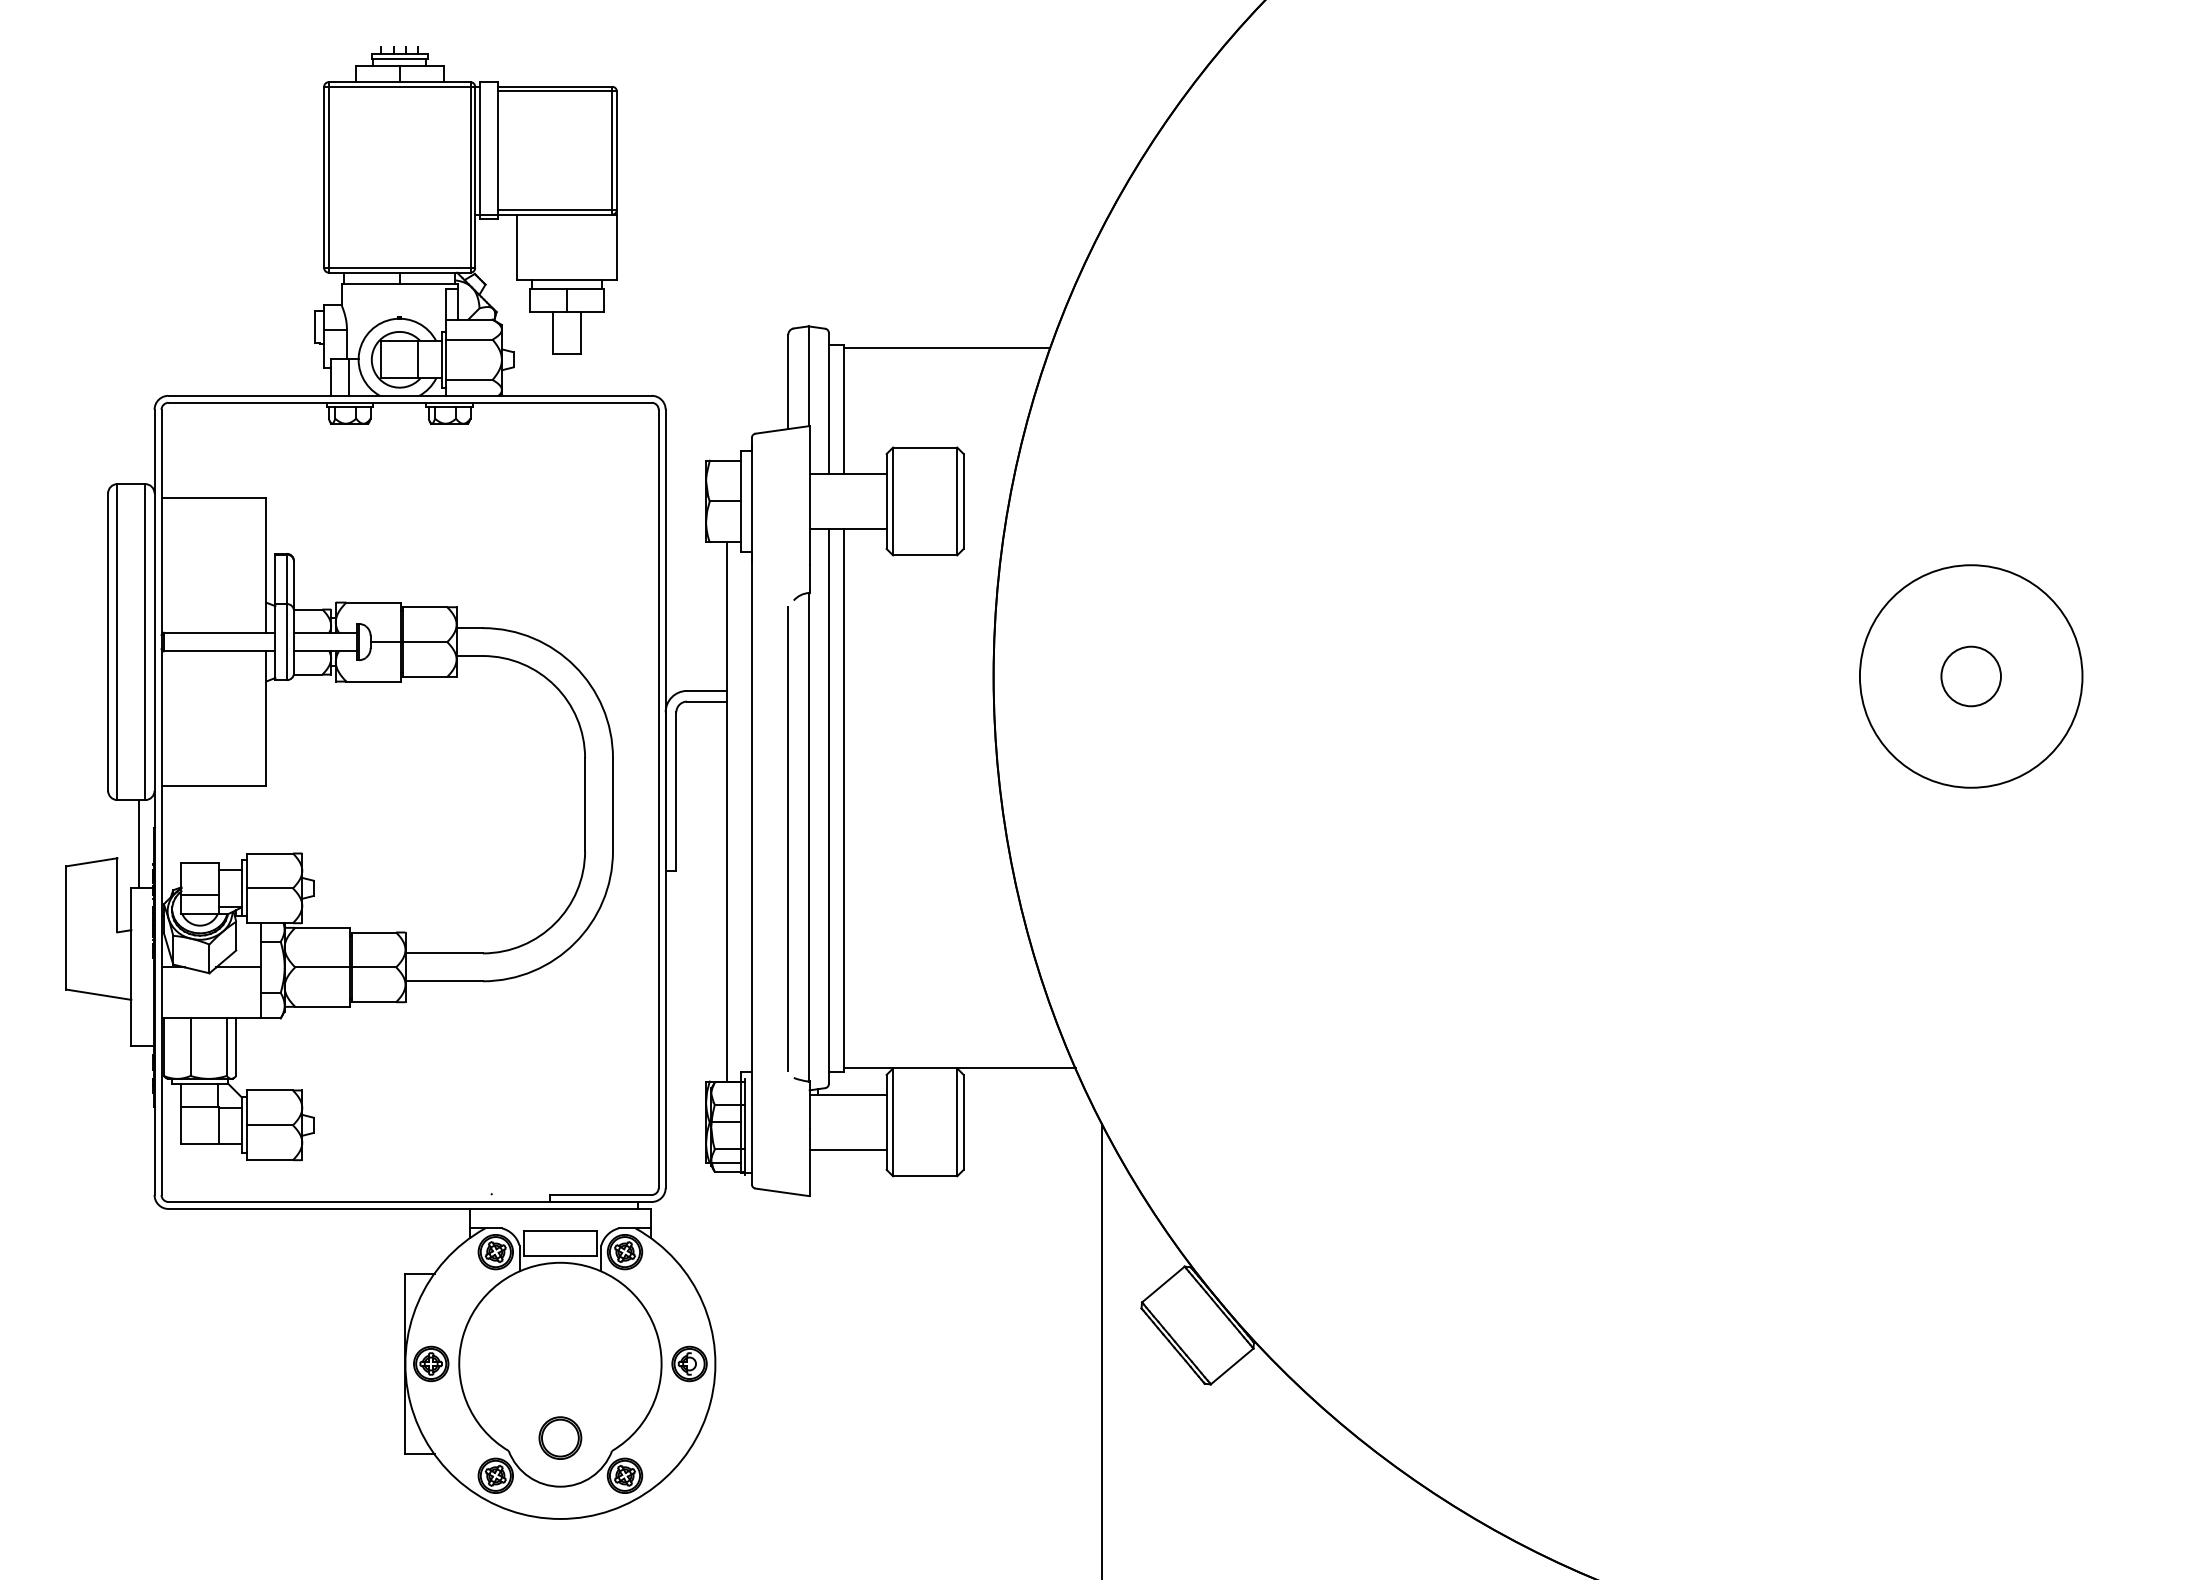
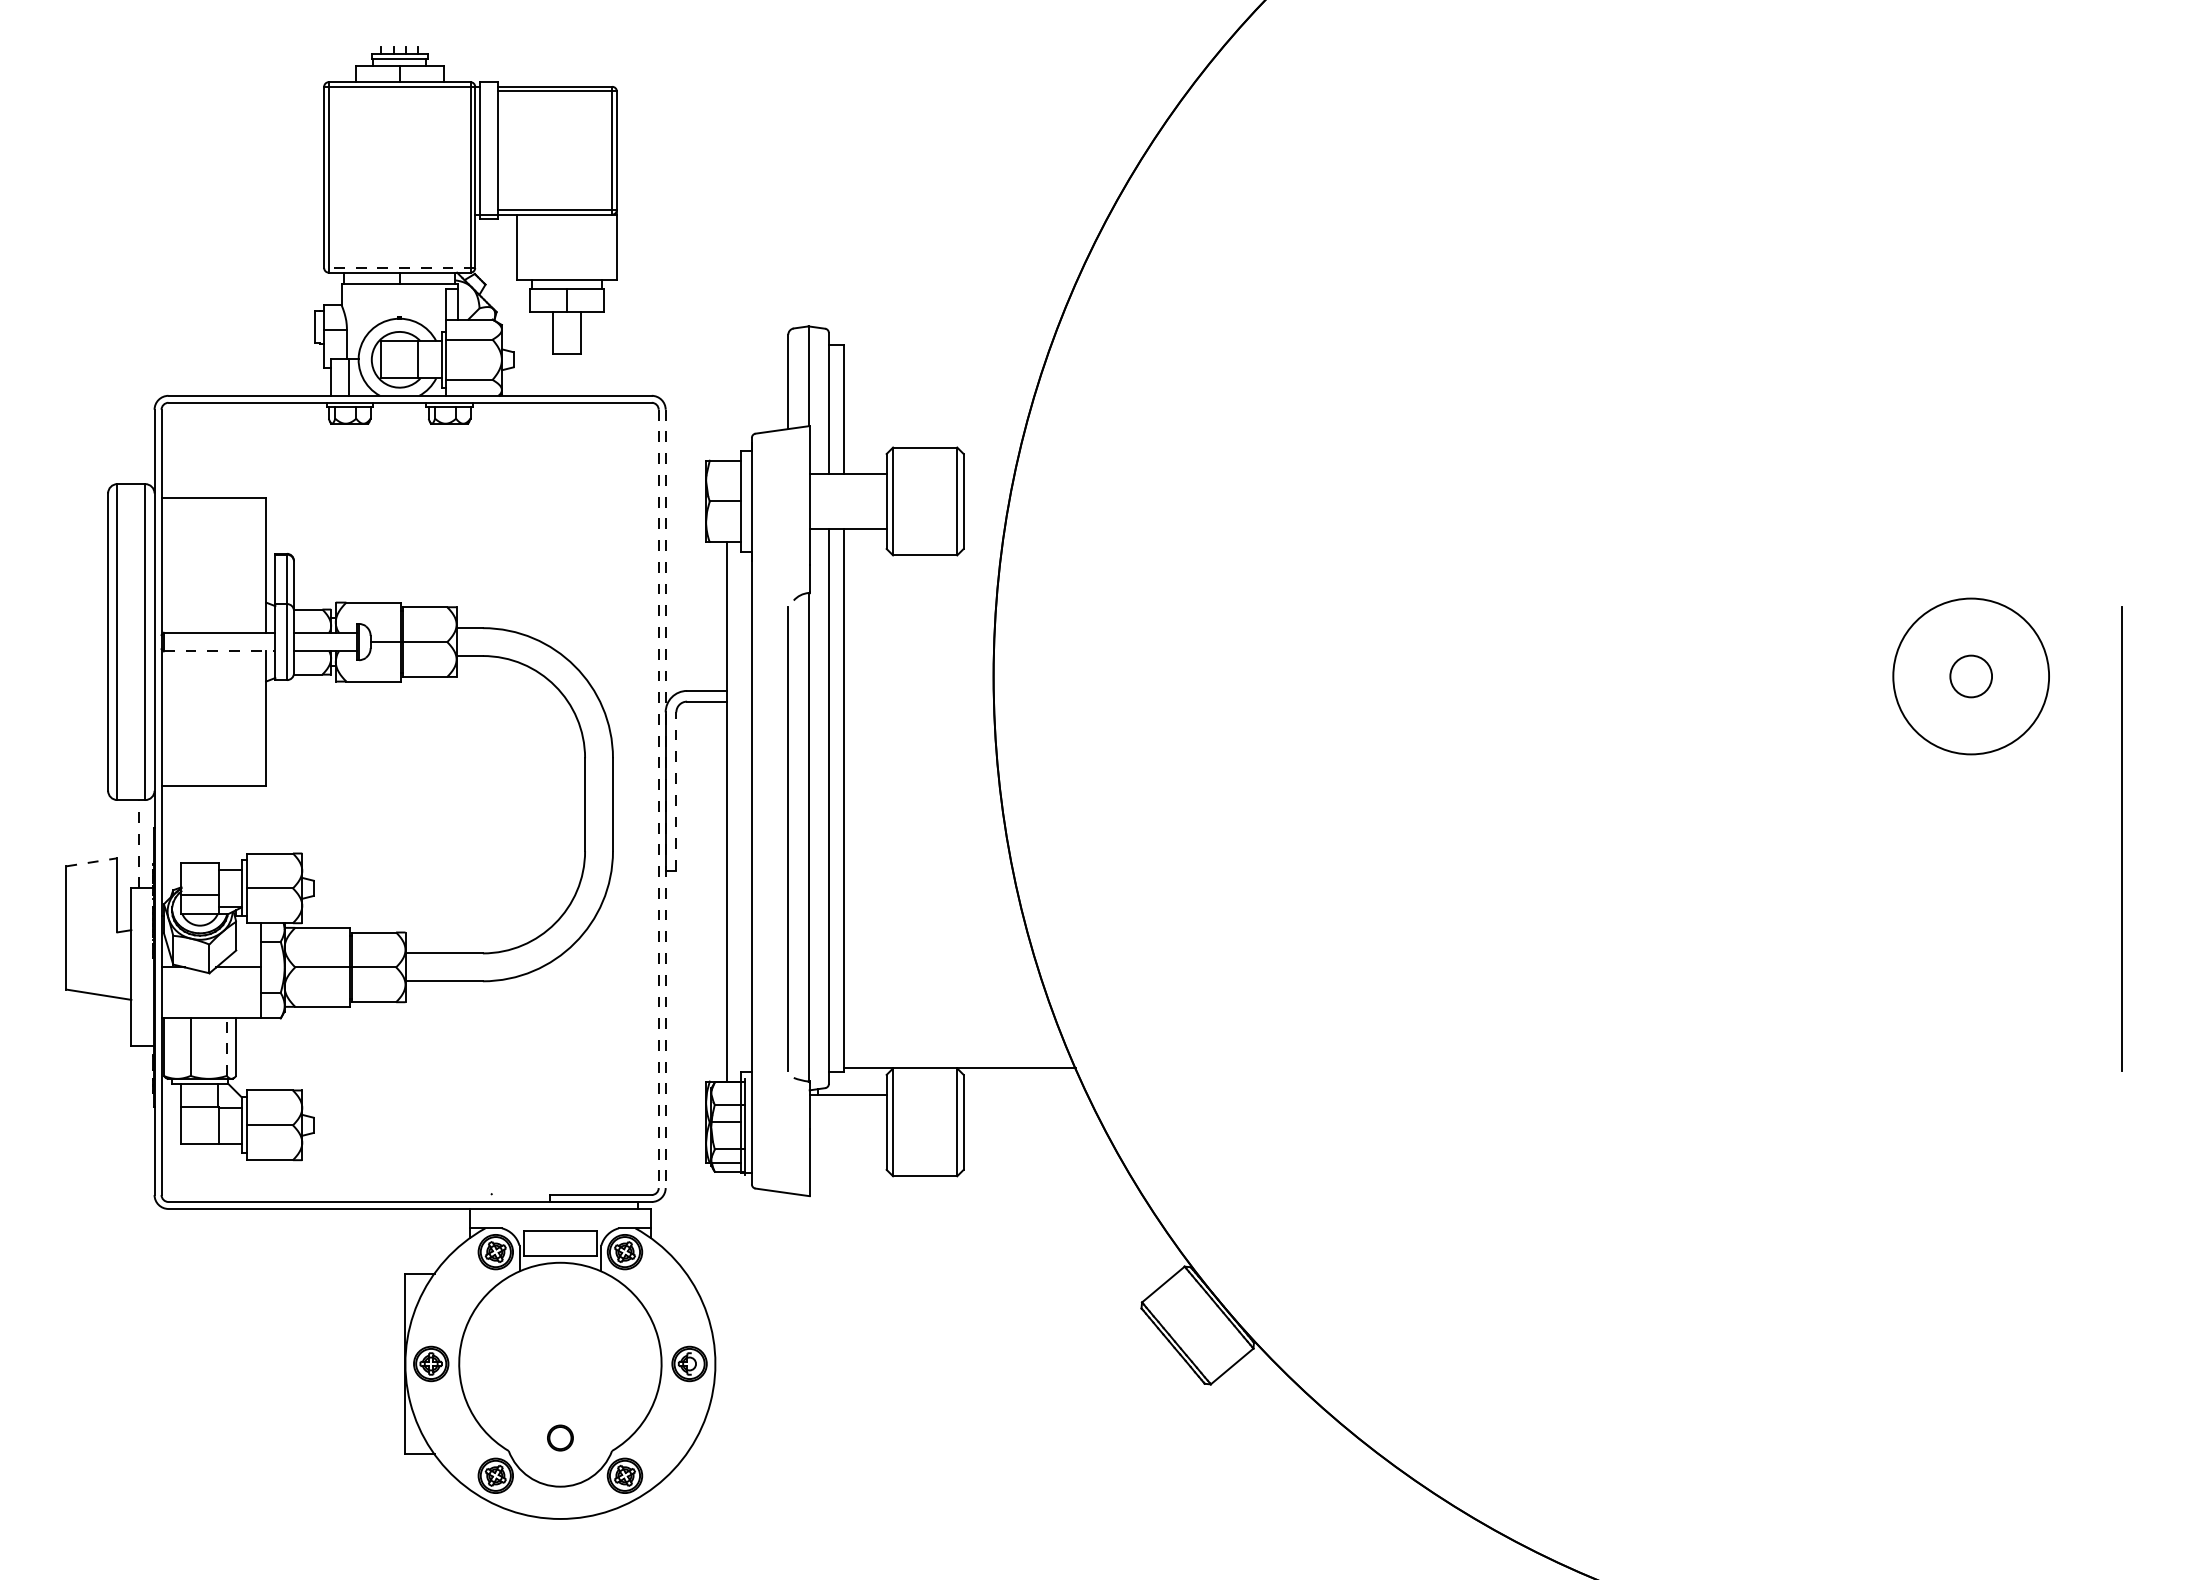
line: solid -> dashed (399, 268)
line: present -> none (946, 348)
line: solid -> dashed (219, 651)
circle diameter: 223 px -> 156 px (1971, 676)
circle diameter: 60 px -> 42 px (1971, 676)
line: solid -> dashed (676, 791)
line: solid -> dashed (658, 799)
line: solid -> dashed (665, 799)
line: none -> present (2121, 838)
line: solid -> dashed (139, 843)
line: solid -> dashed (91, 862)
line: solid -> dashed (226, 1047)
line: present -> none (847, 1149)
line: present -> none (1101, 1349)
part size: 45x44 px -> 27x28 px (560, 1437)
